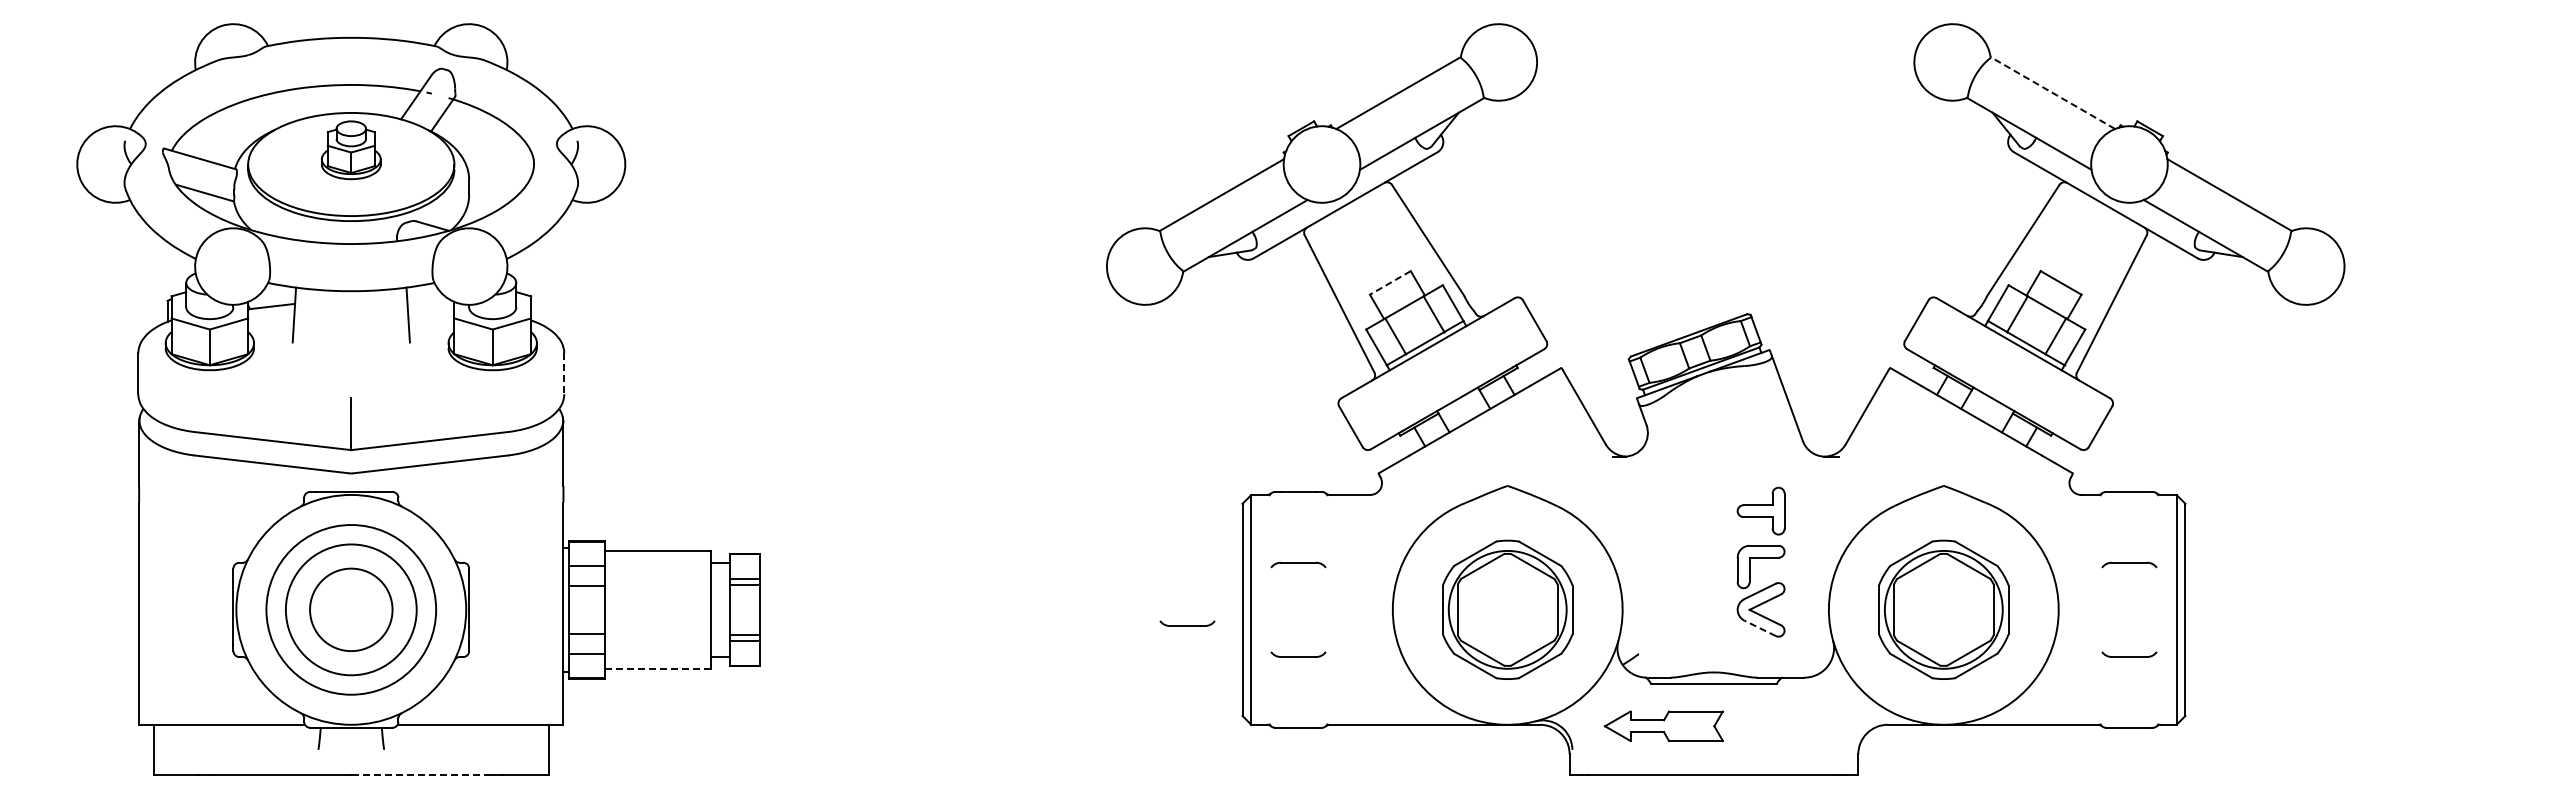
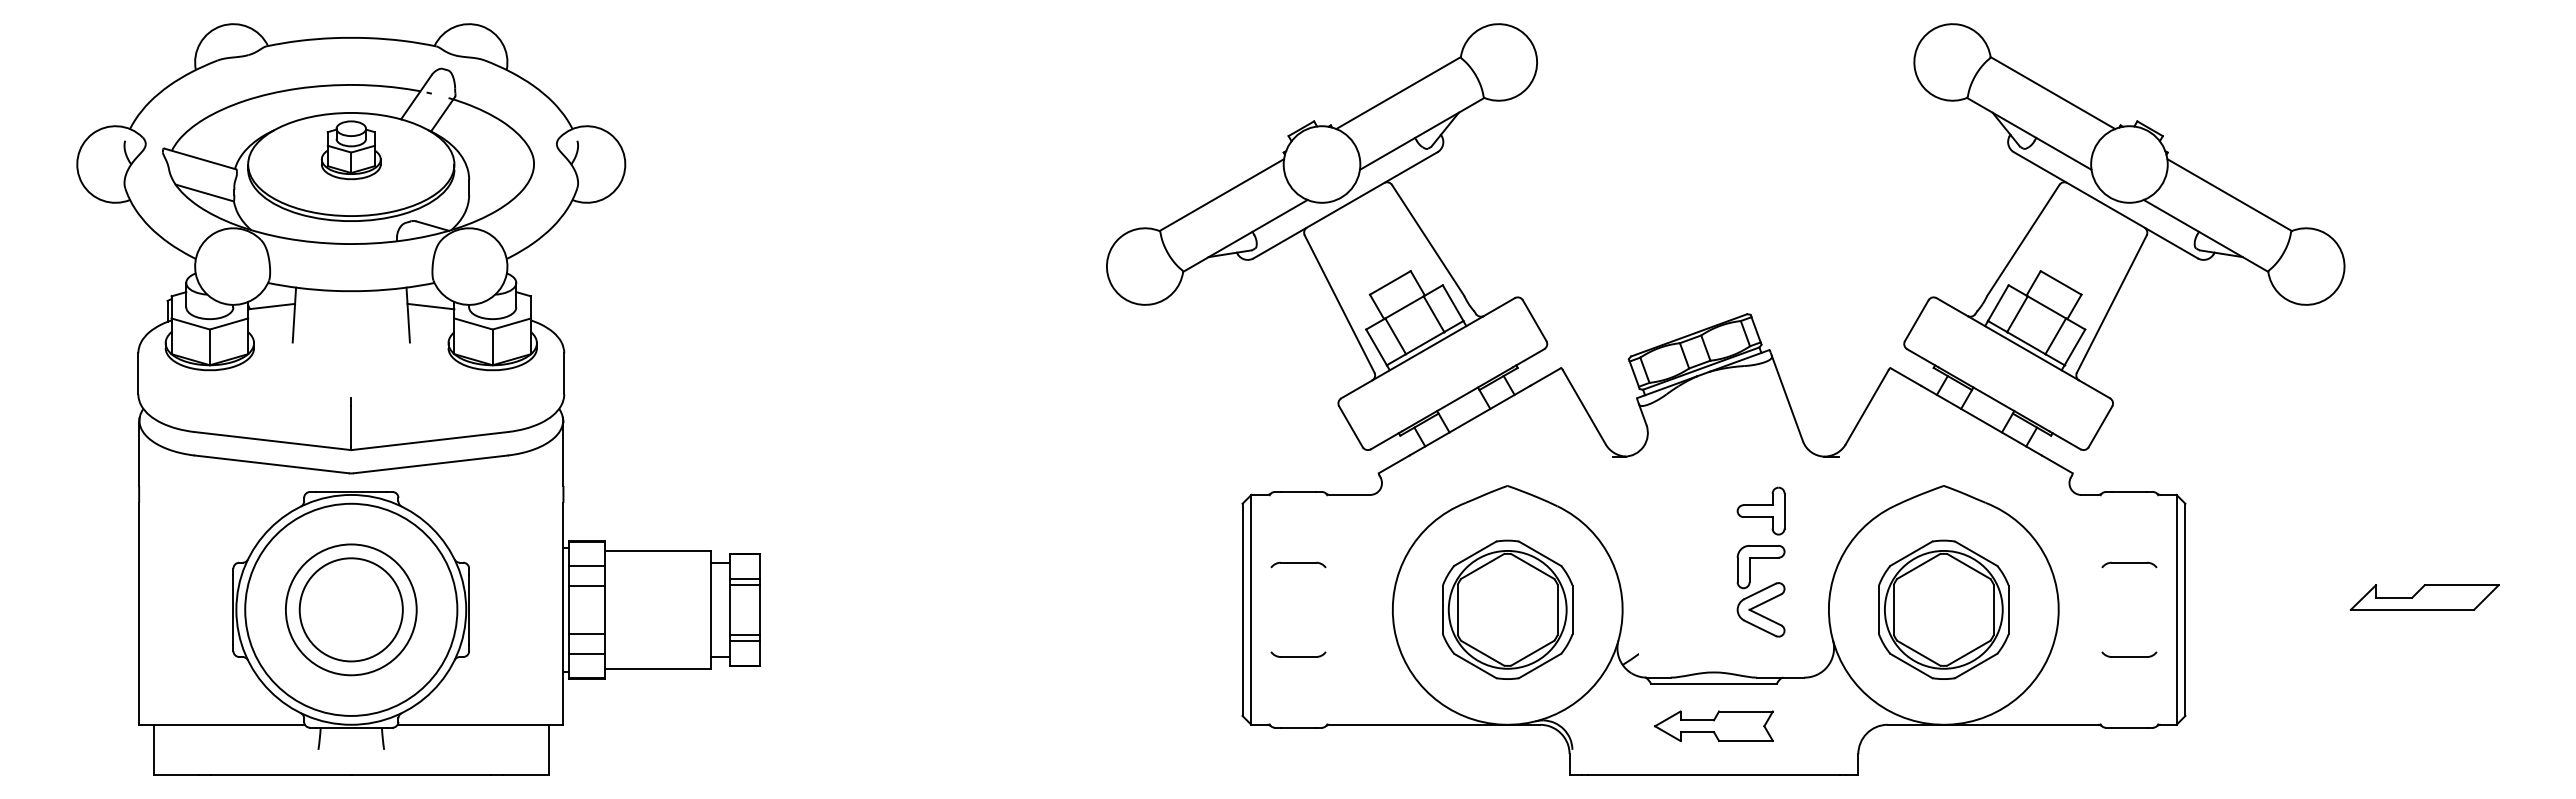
line: dashed -> solid (2052, 93)
line: dashed -> solid (1390, 282)
line: none -> present (430, 306)
line: dashed -> solid (564, 374)
part: none -> present (2424, 597)
circle diameter: 170 px -> 212 px (351, 609)
circle diameter: 83 px -> 103 px (350, 609)
part: present -> none (1187, 623)
line: dashed -> solid (1760, 628)
line: dashed -> solid (658, 668)
part position: (1663, 725) -> (1713, 725) (1713, 725)
line: dashed -> solid (421, 774)
